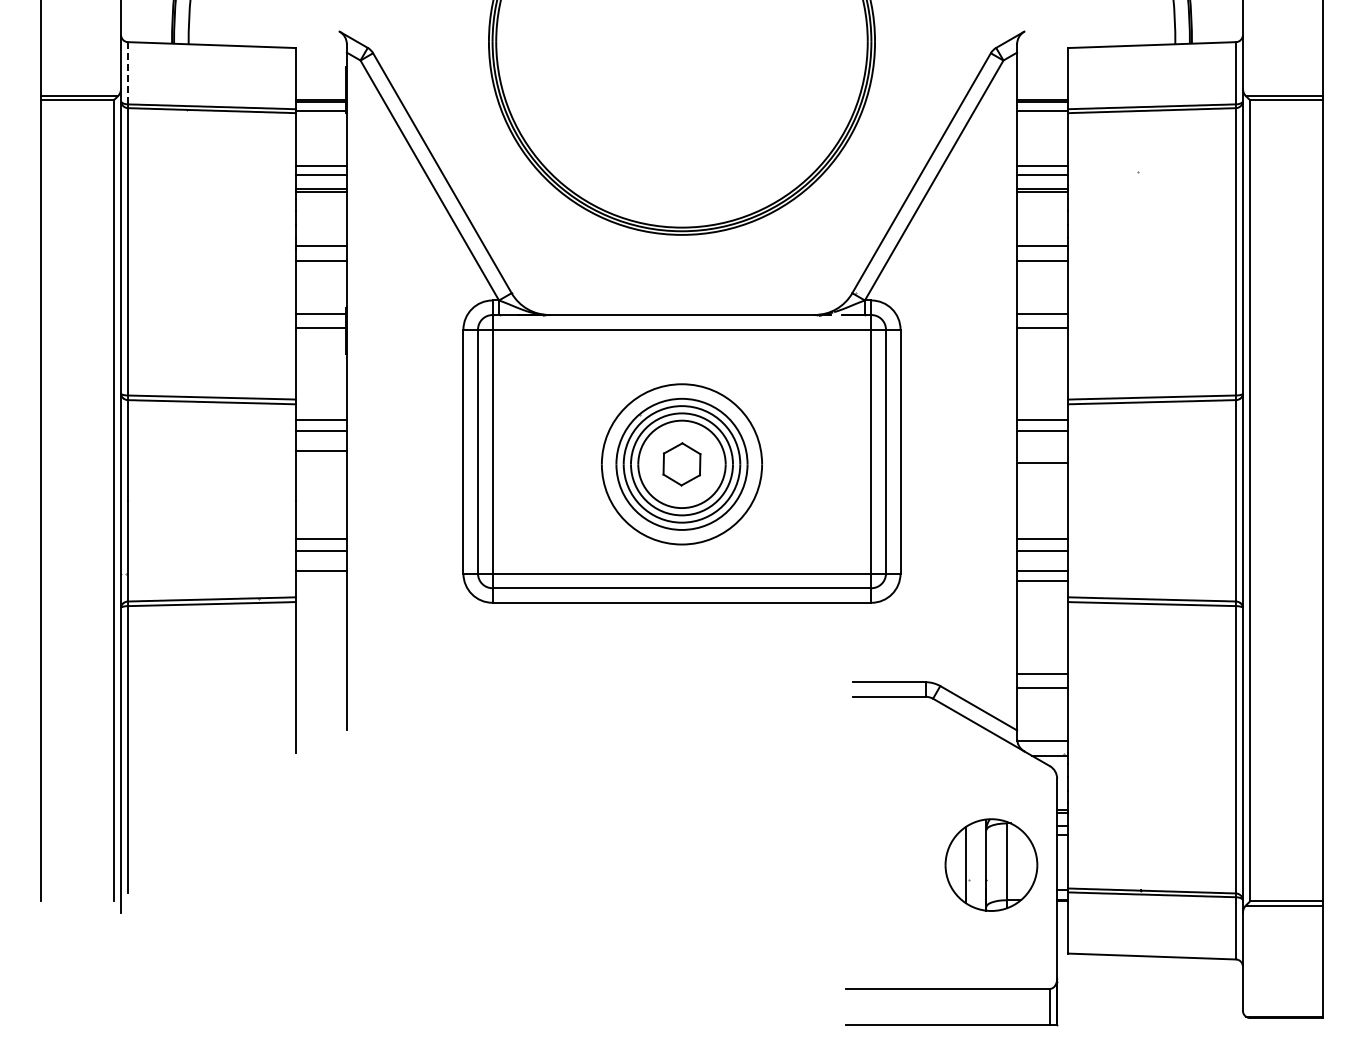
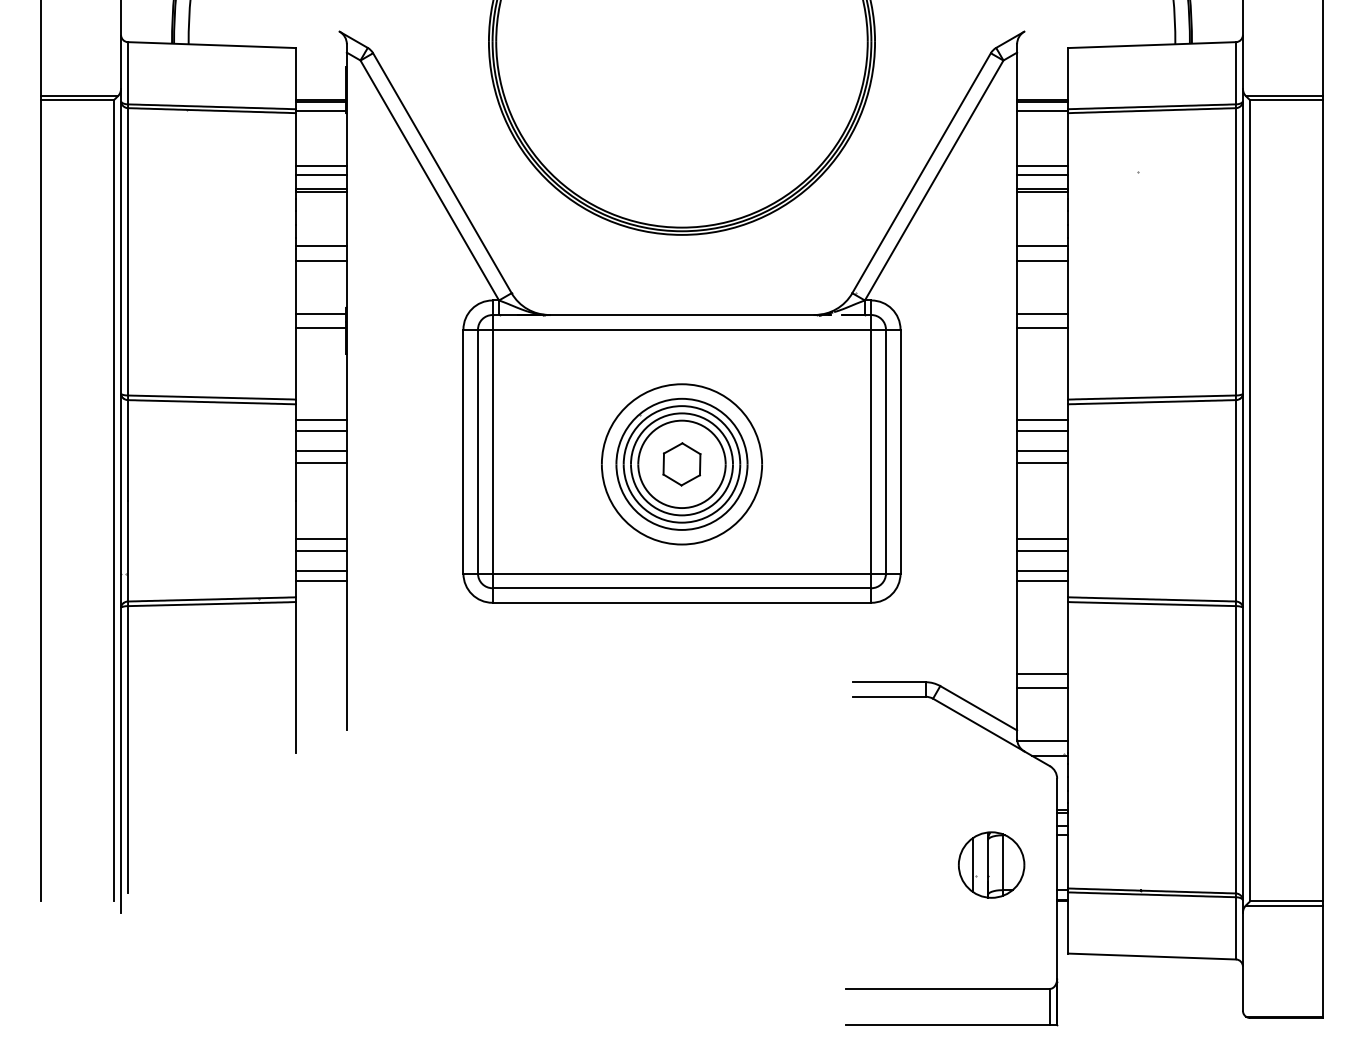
line: dashed -> solid (128, 73)
line: none -> present (1042, 450)
line: none -> present (320, 462)
line: none -> present (320, 581)
part size: 95x94 px -> 68x68 px (991, 864)
